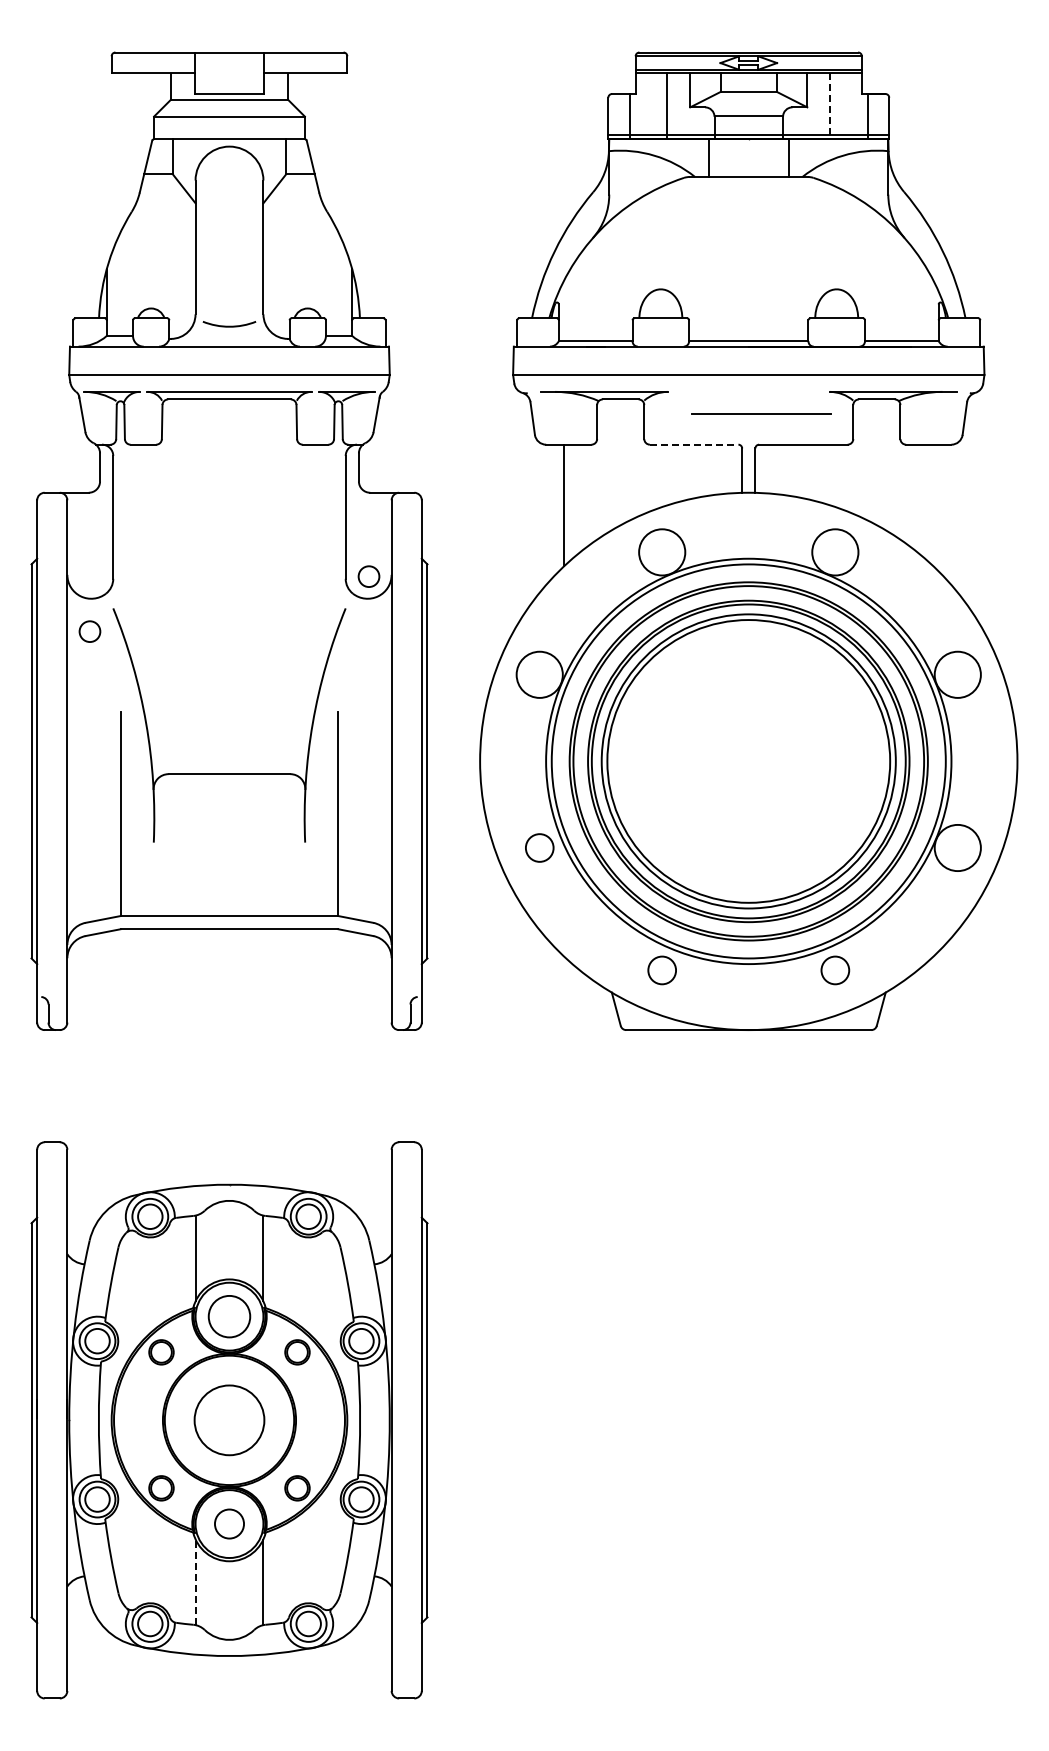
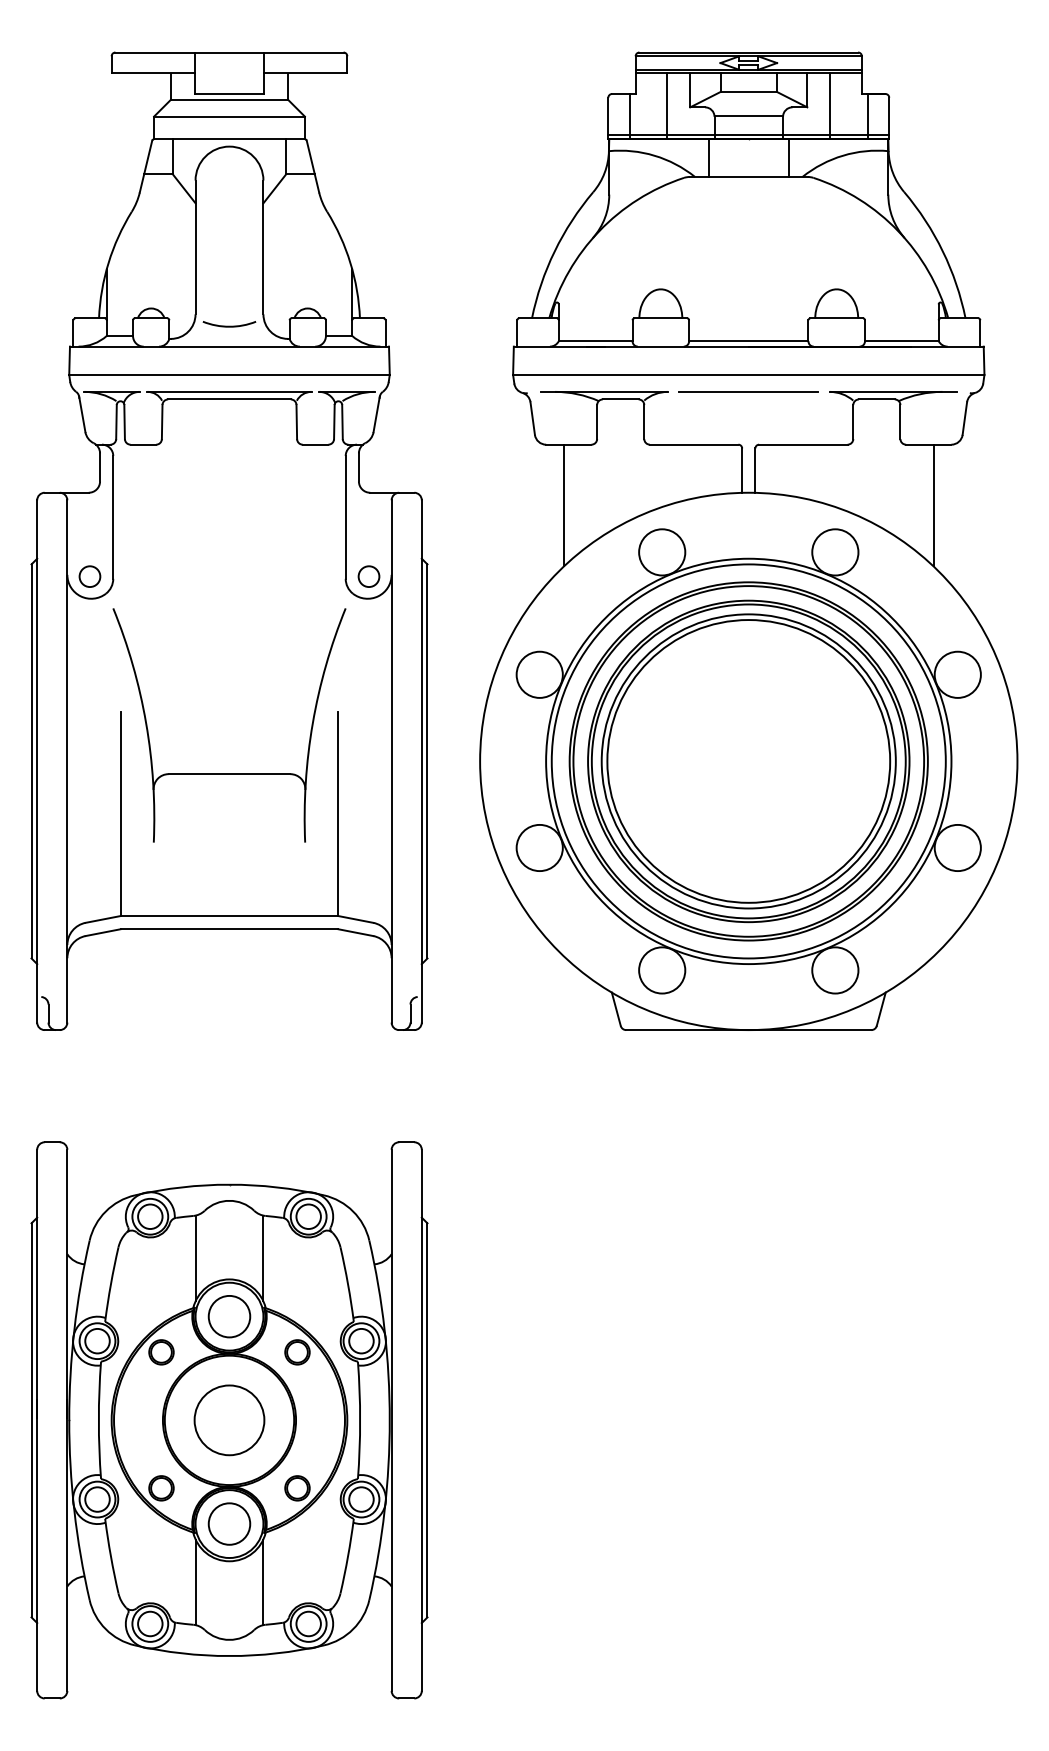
line: dashed -> solid (830, 106)
line position: (761, 413) -> (748, 391) (748, 391)
line: dashed -> solid (694, 444)
line: none -> present (933, 505)
circle position: (89, 631) -> (89, 576) (89, 576)
circle diameter: 28 px -> 46 px (539, 847)
circle diameter: 28 px -> 46 px (662, 970)
circle diameter: 28 px -> 46 px (835, 970)
circle size: 31x32 px -> 45x44 px (229, 1523)
line: dashed -> solid (195, 1582)
